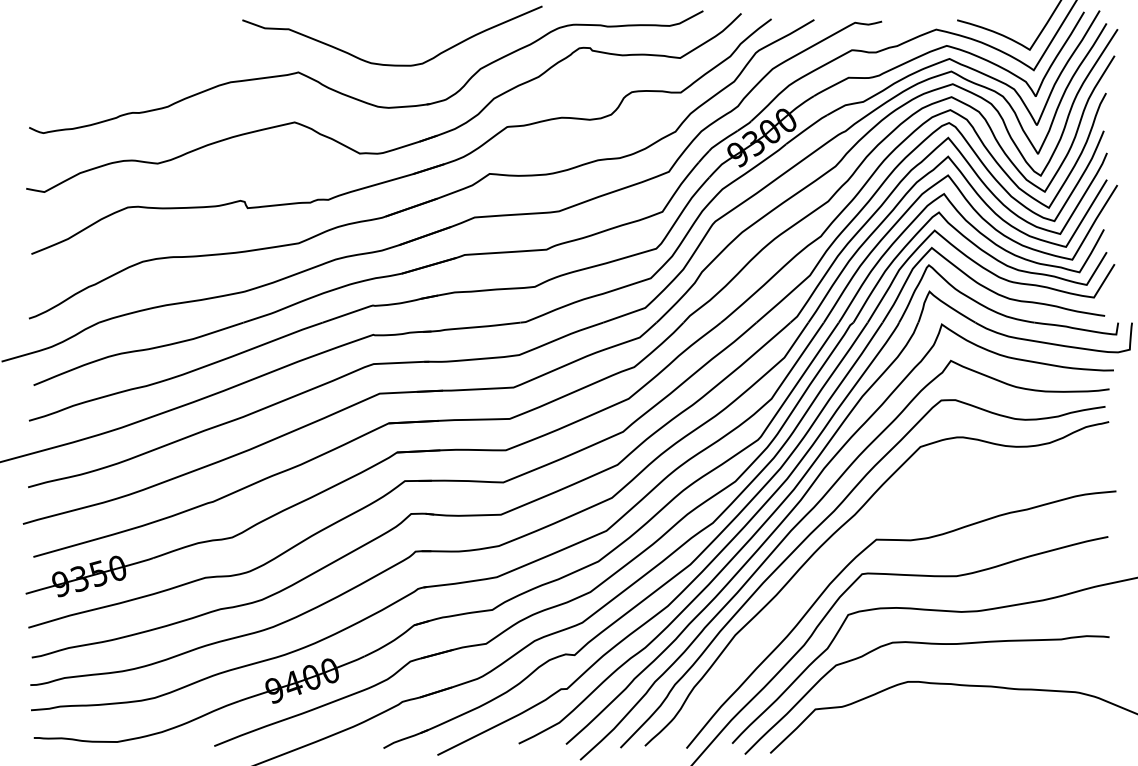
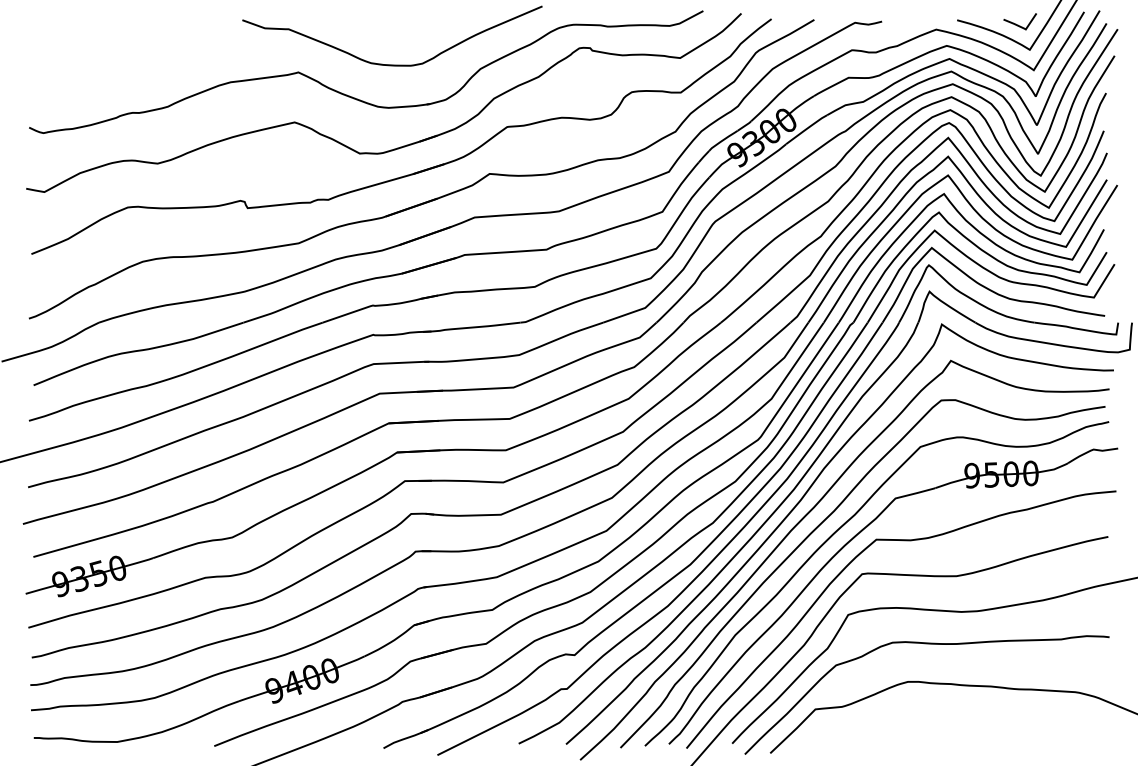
line: none -> present (1018, 24)
part: none -> present (845, 546)
